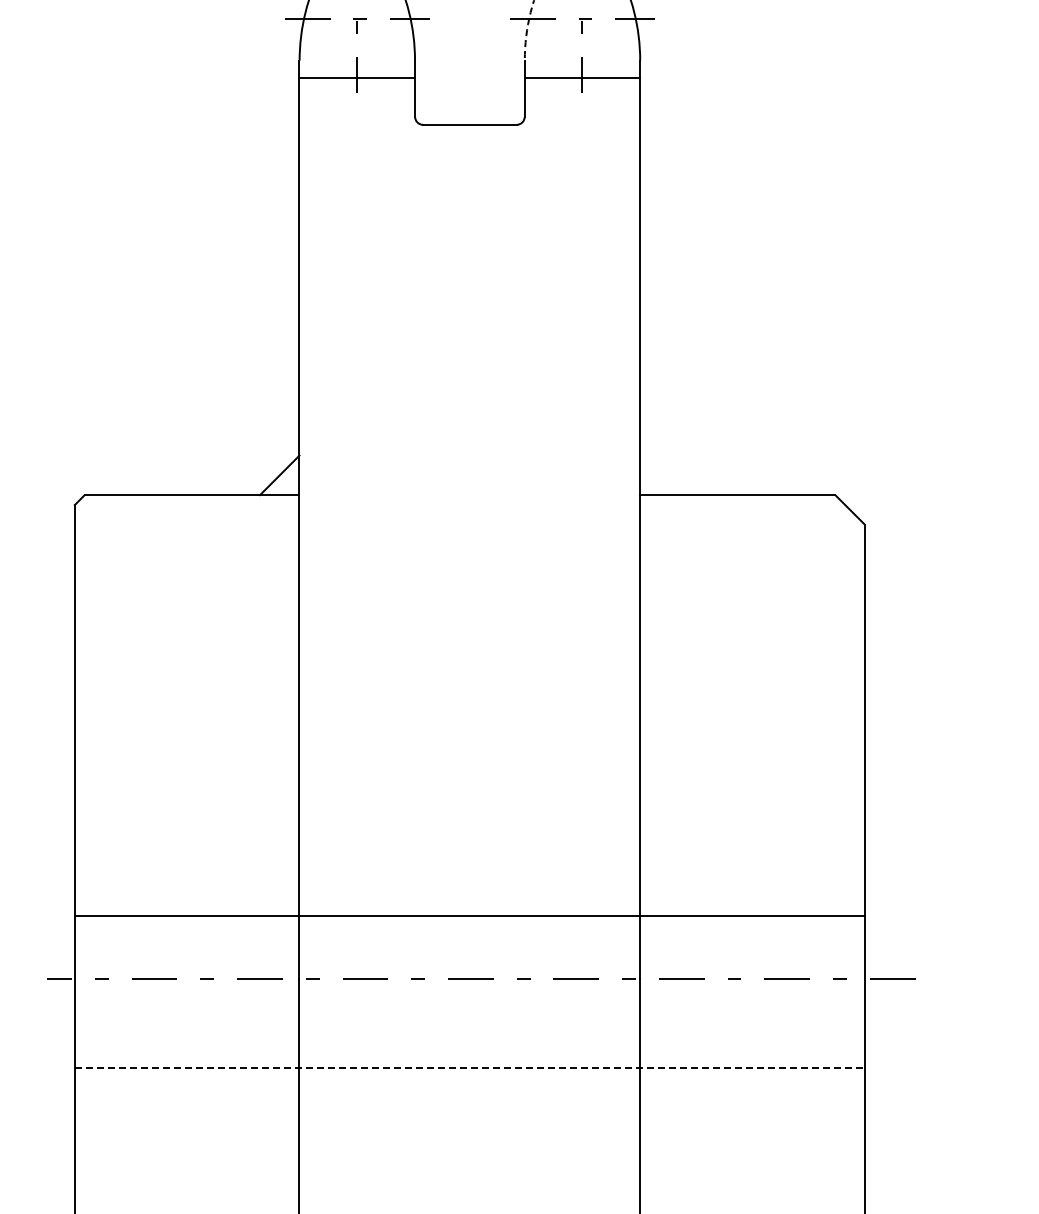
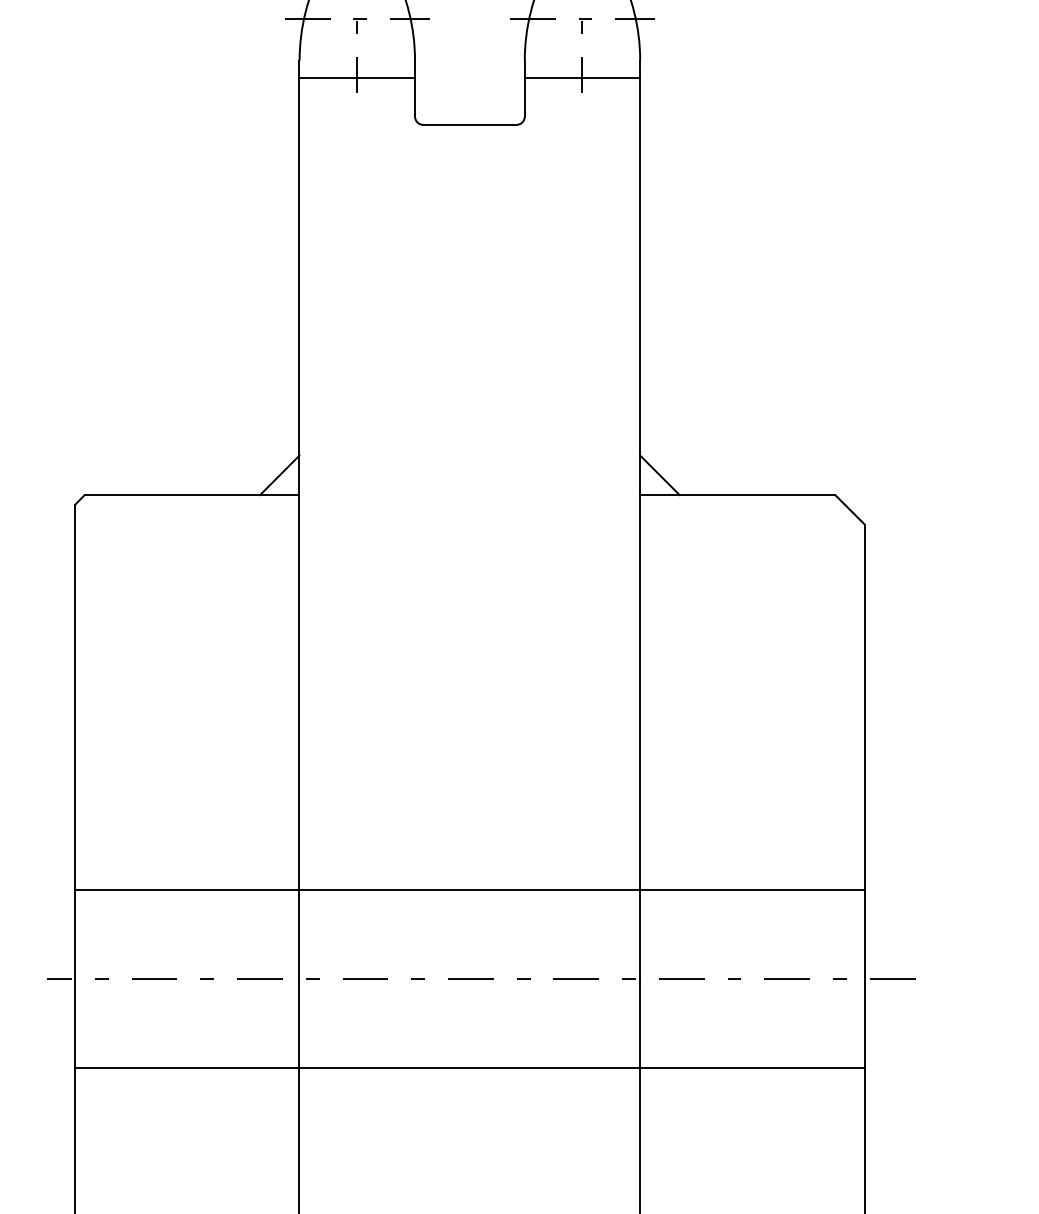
arc: dashed -> solid (527, 29)
line: none -> present (659, 475)
line position: (469, 916) -> (469, 890) (469, 890)
line: dashed -> solid (469, 1067)
